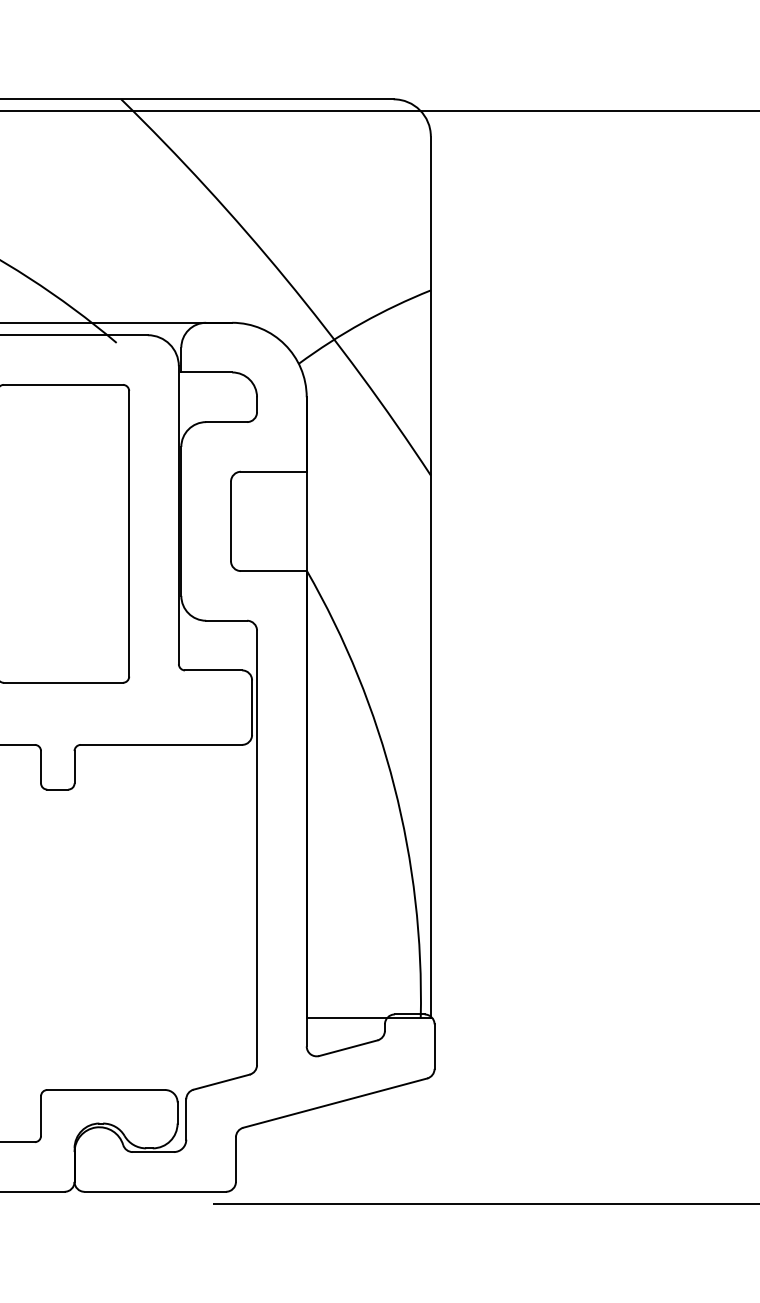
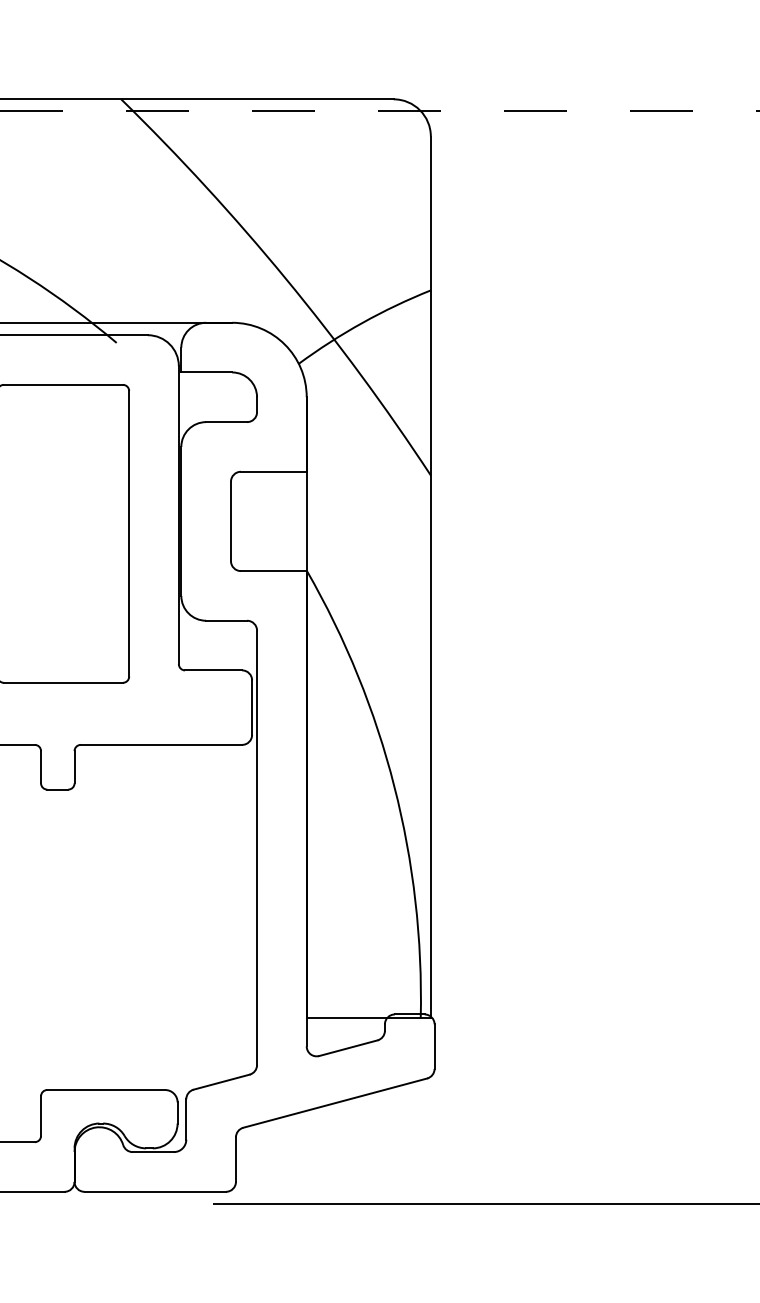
line: solid -> dashed (379, 111)
